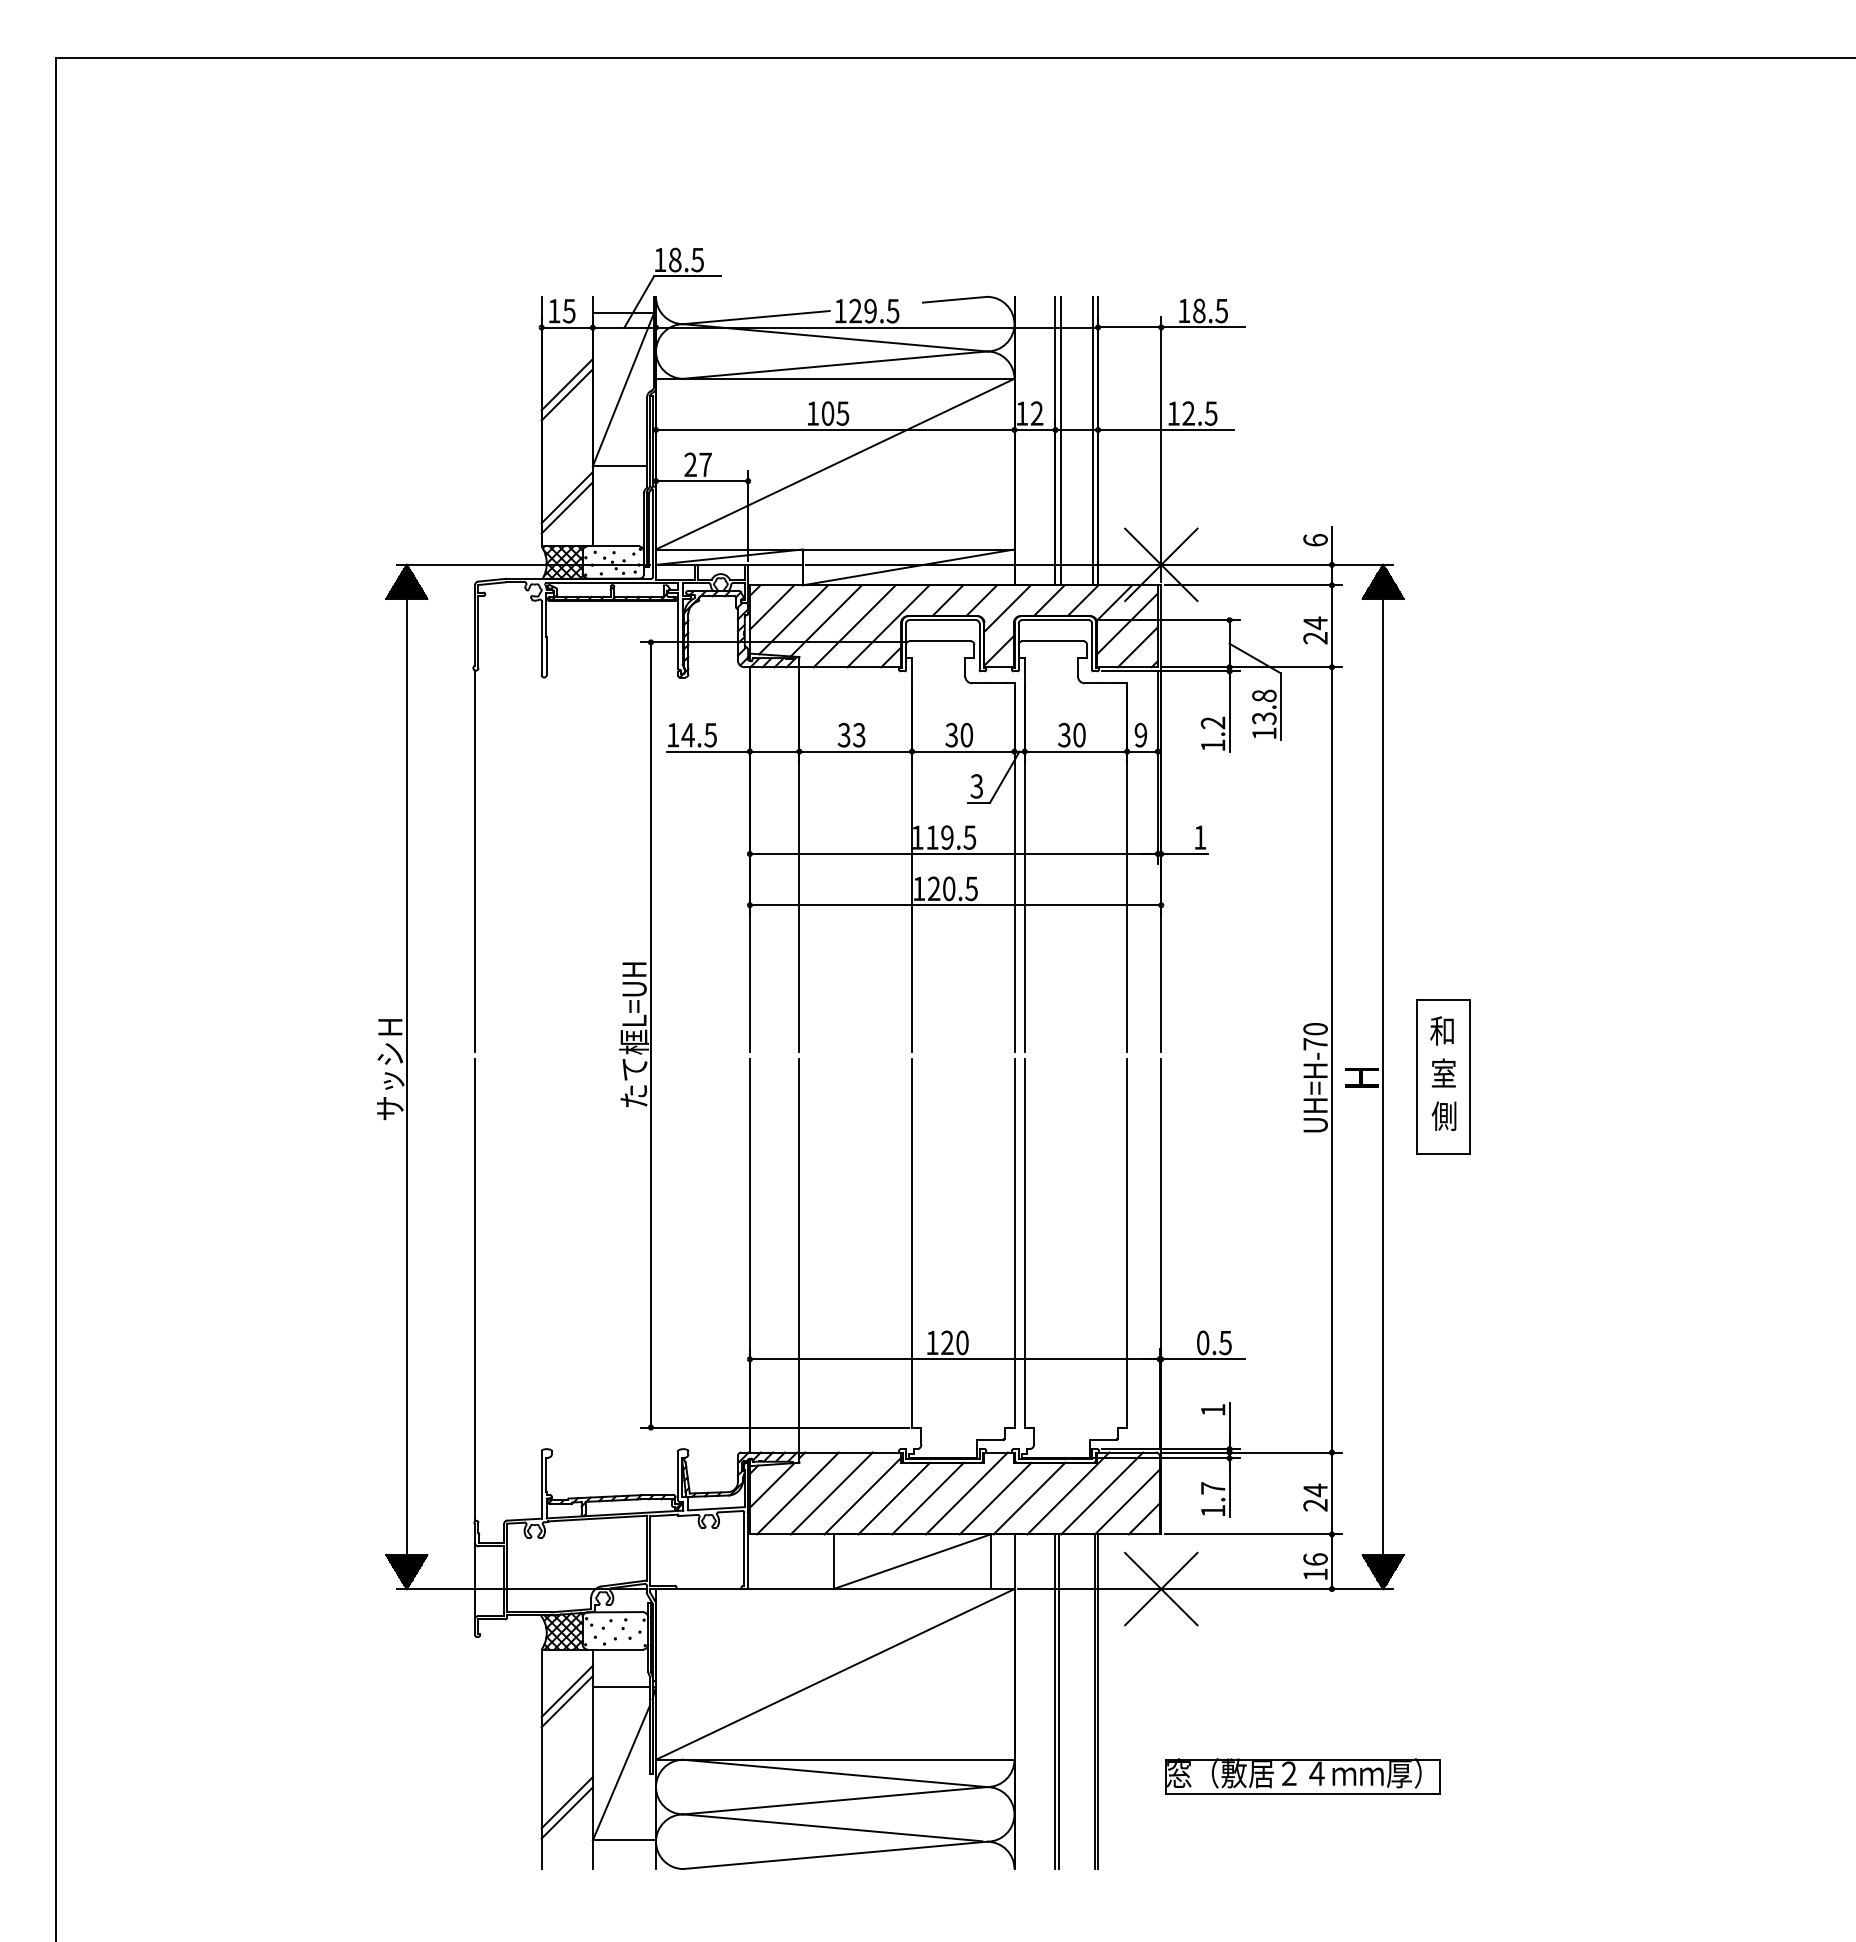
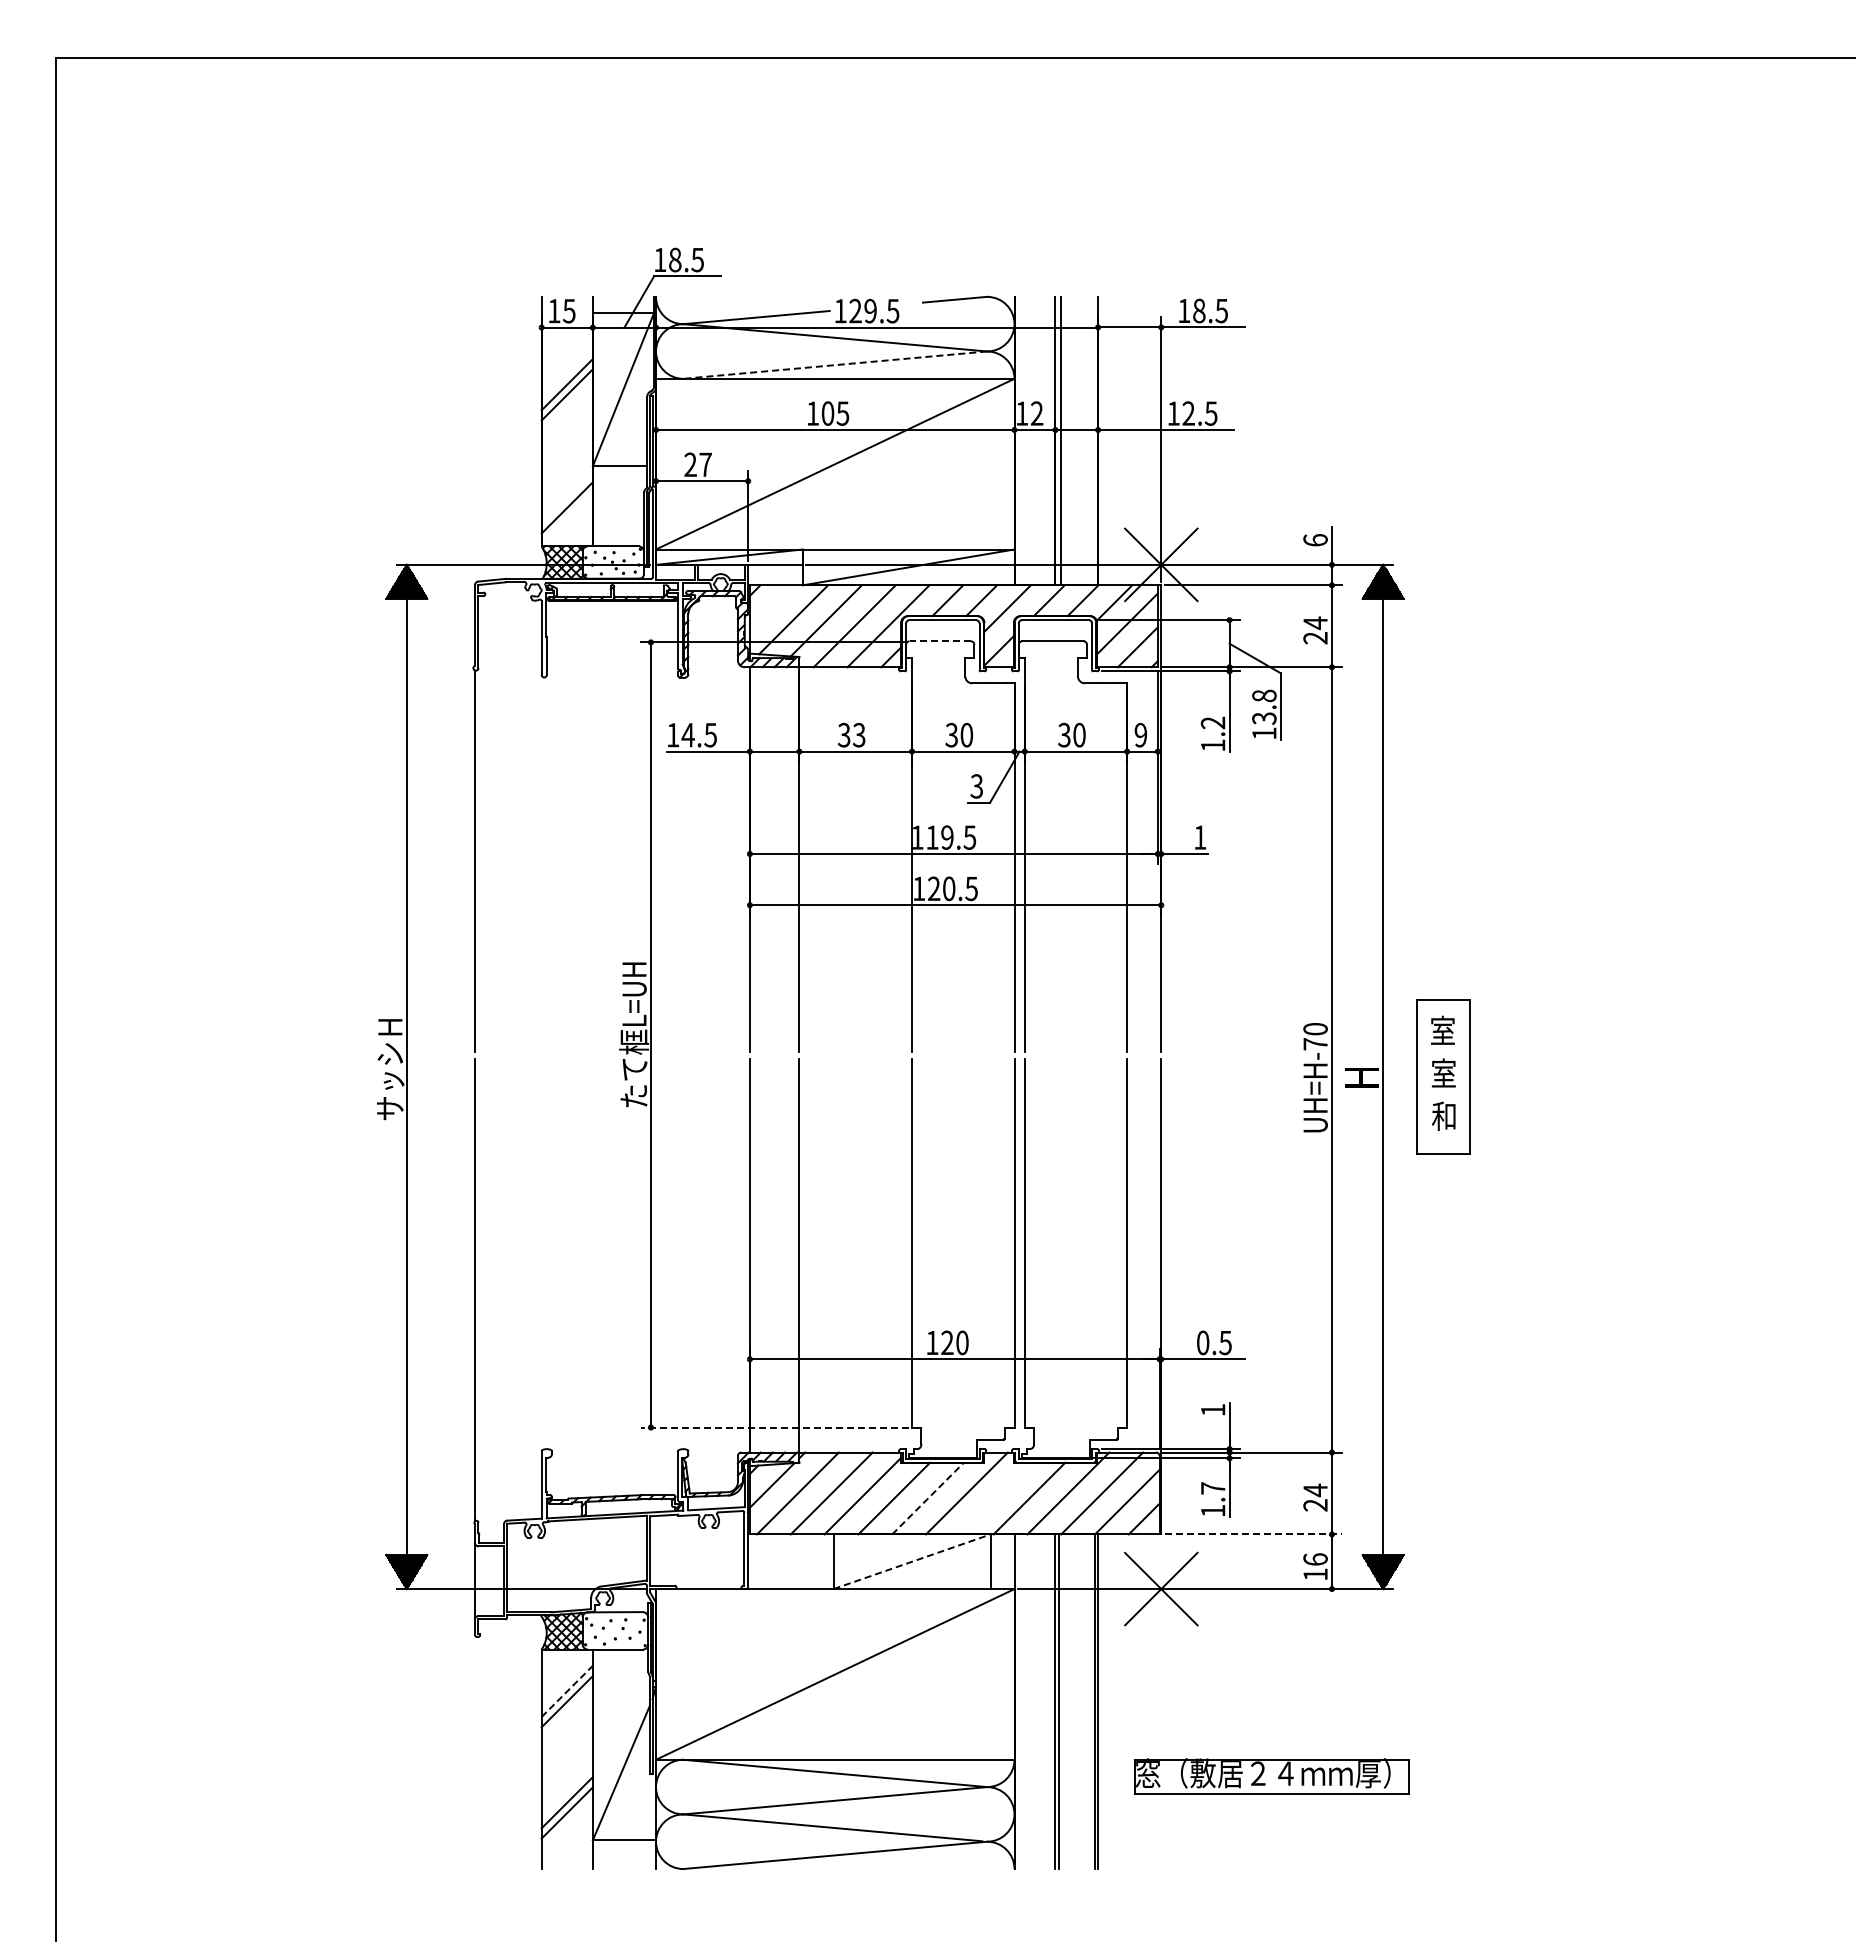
line: solid -> dashed (835, 365)
line: present -> none (1093, 440)
line: present -> none (566, 497)
line: present -> none (771, 607)
line: solid -> dashed (940, 641)
text: 和 -> 室 (1442, 1030)
text: 側 -> 和 (1443, 1116)
line: solid -> dashed (774, 1427)
line: solid -> dashed (928, 1498)
line: present -> none (995, 1498)
line: solid -> dashed (1253, 1534)
line: solid -> dashed (912, 1561)
line: present -> none (621, 1686)
line: solid -> dashed (567, 1691)
part position: (1302, 1776) -> (1271, 1776) (1271, 1776)
